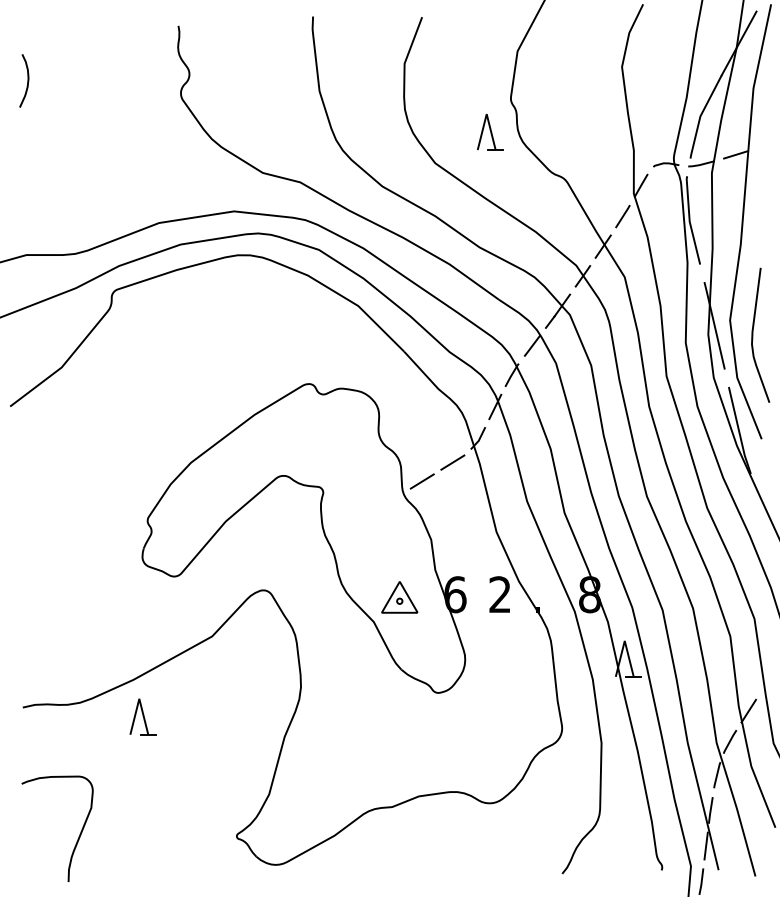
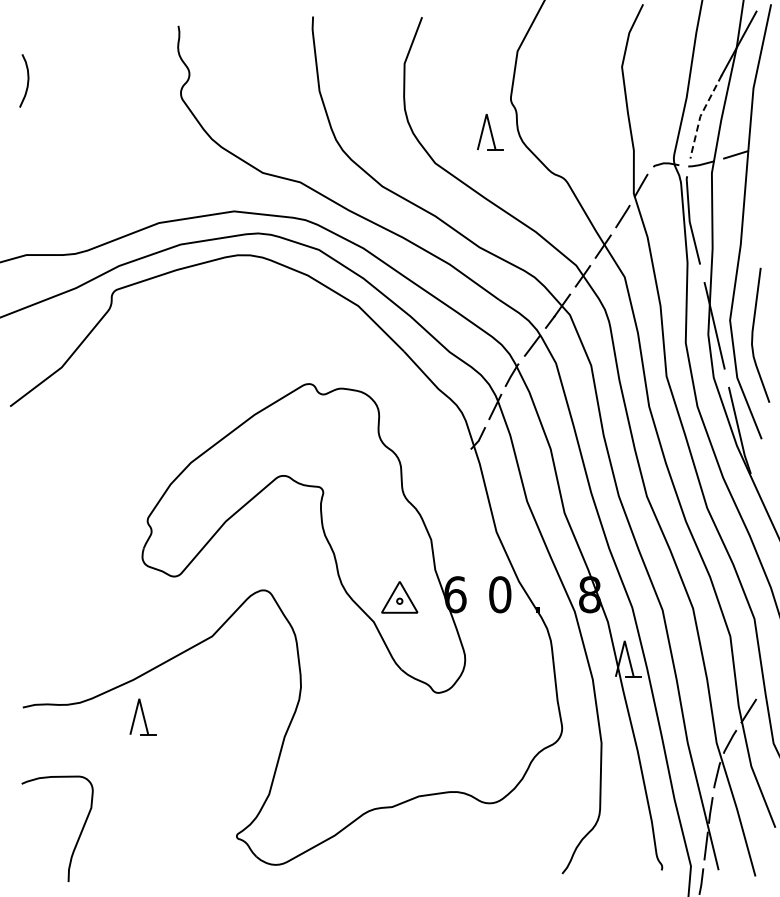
line: solid -> dashed (700, 116)
line: present -> none (452, 462)
line: present -> none (421, 481)
text: 2 -> 0 (500, 594)
